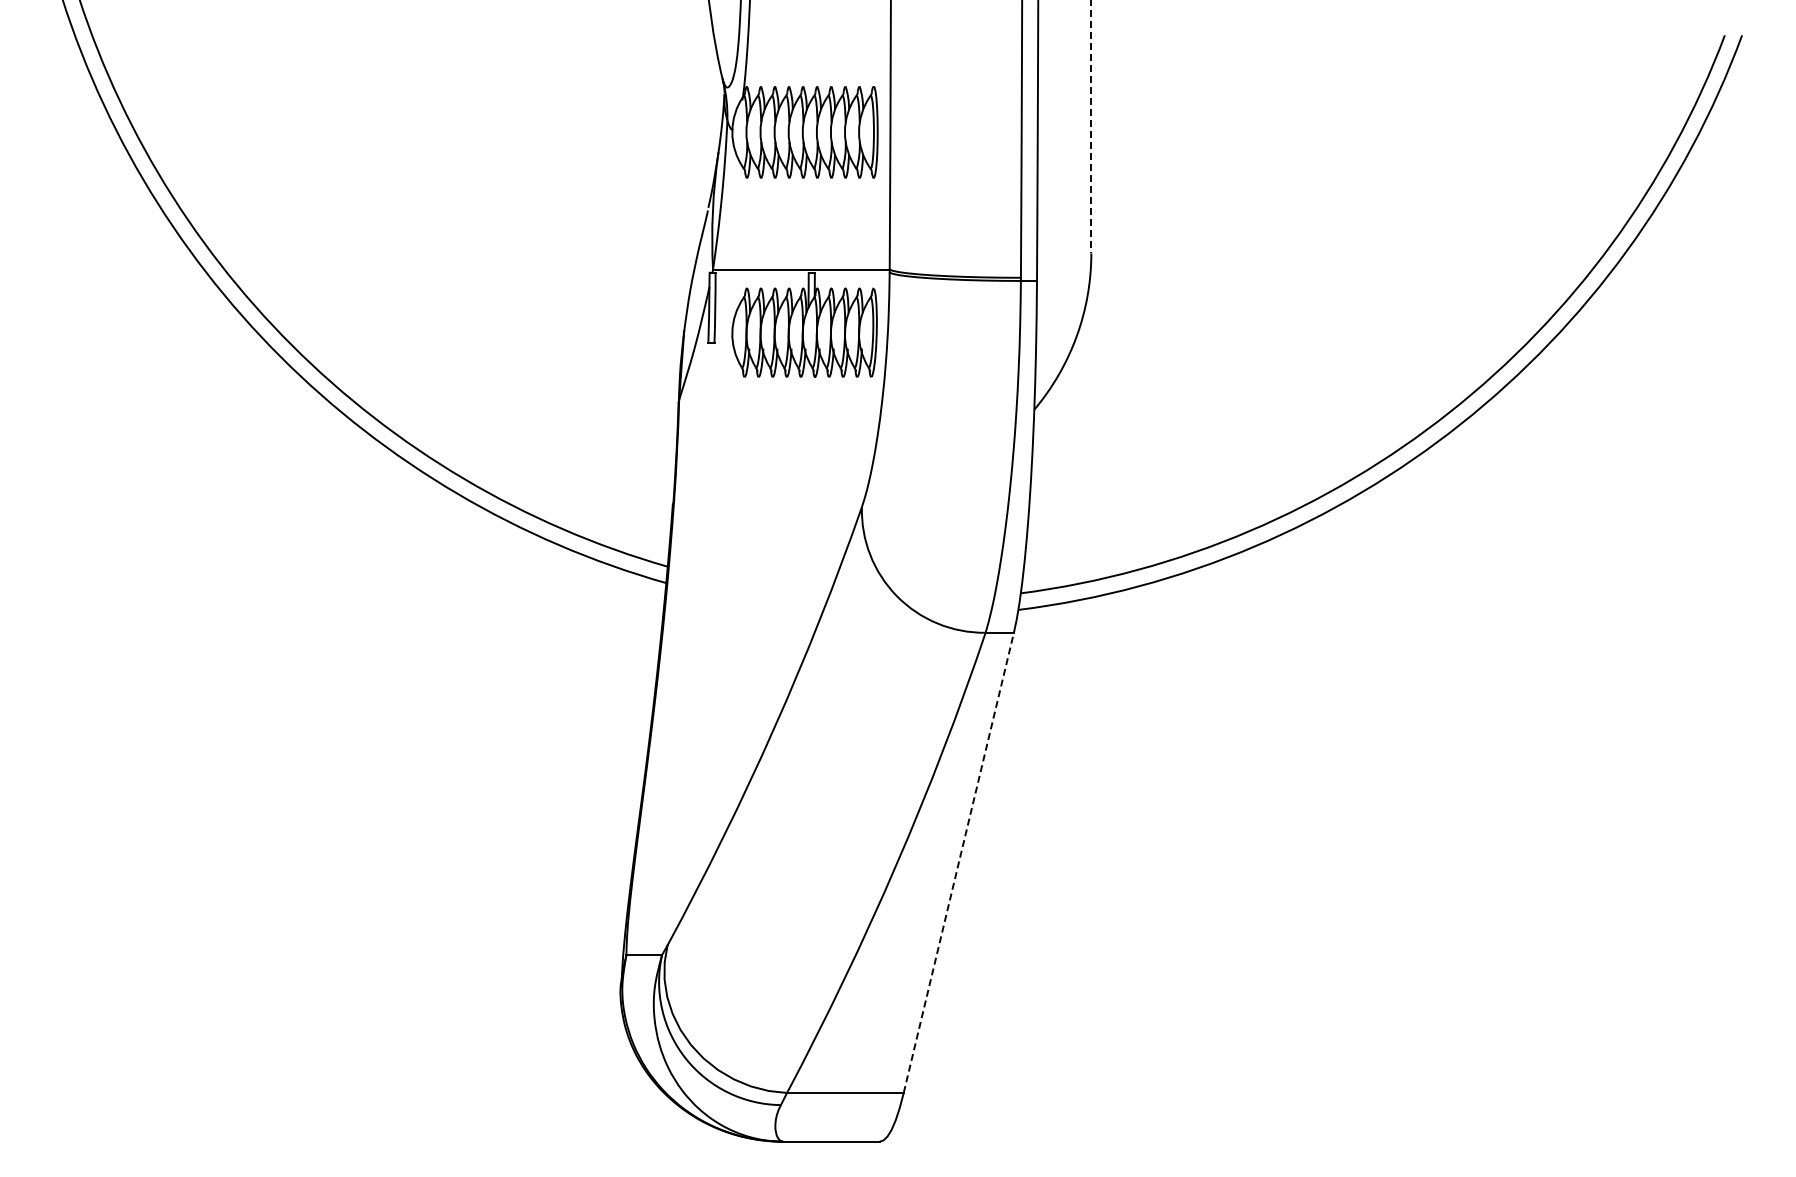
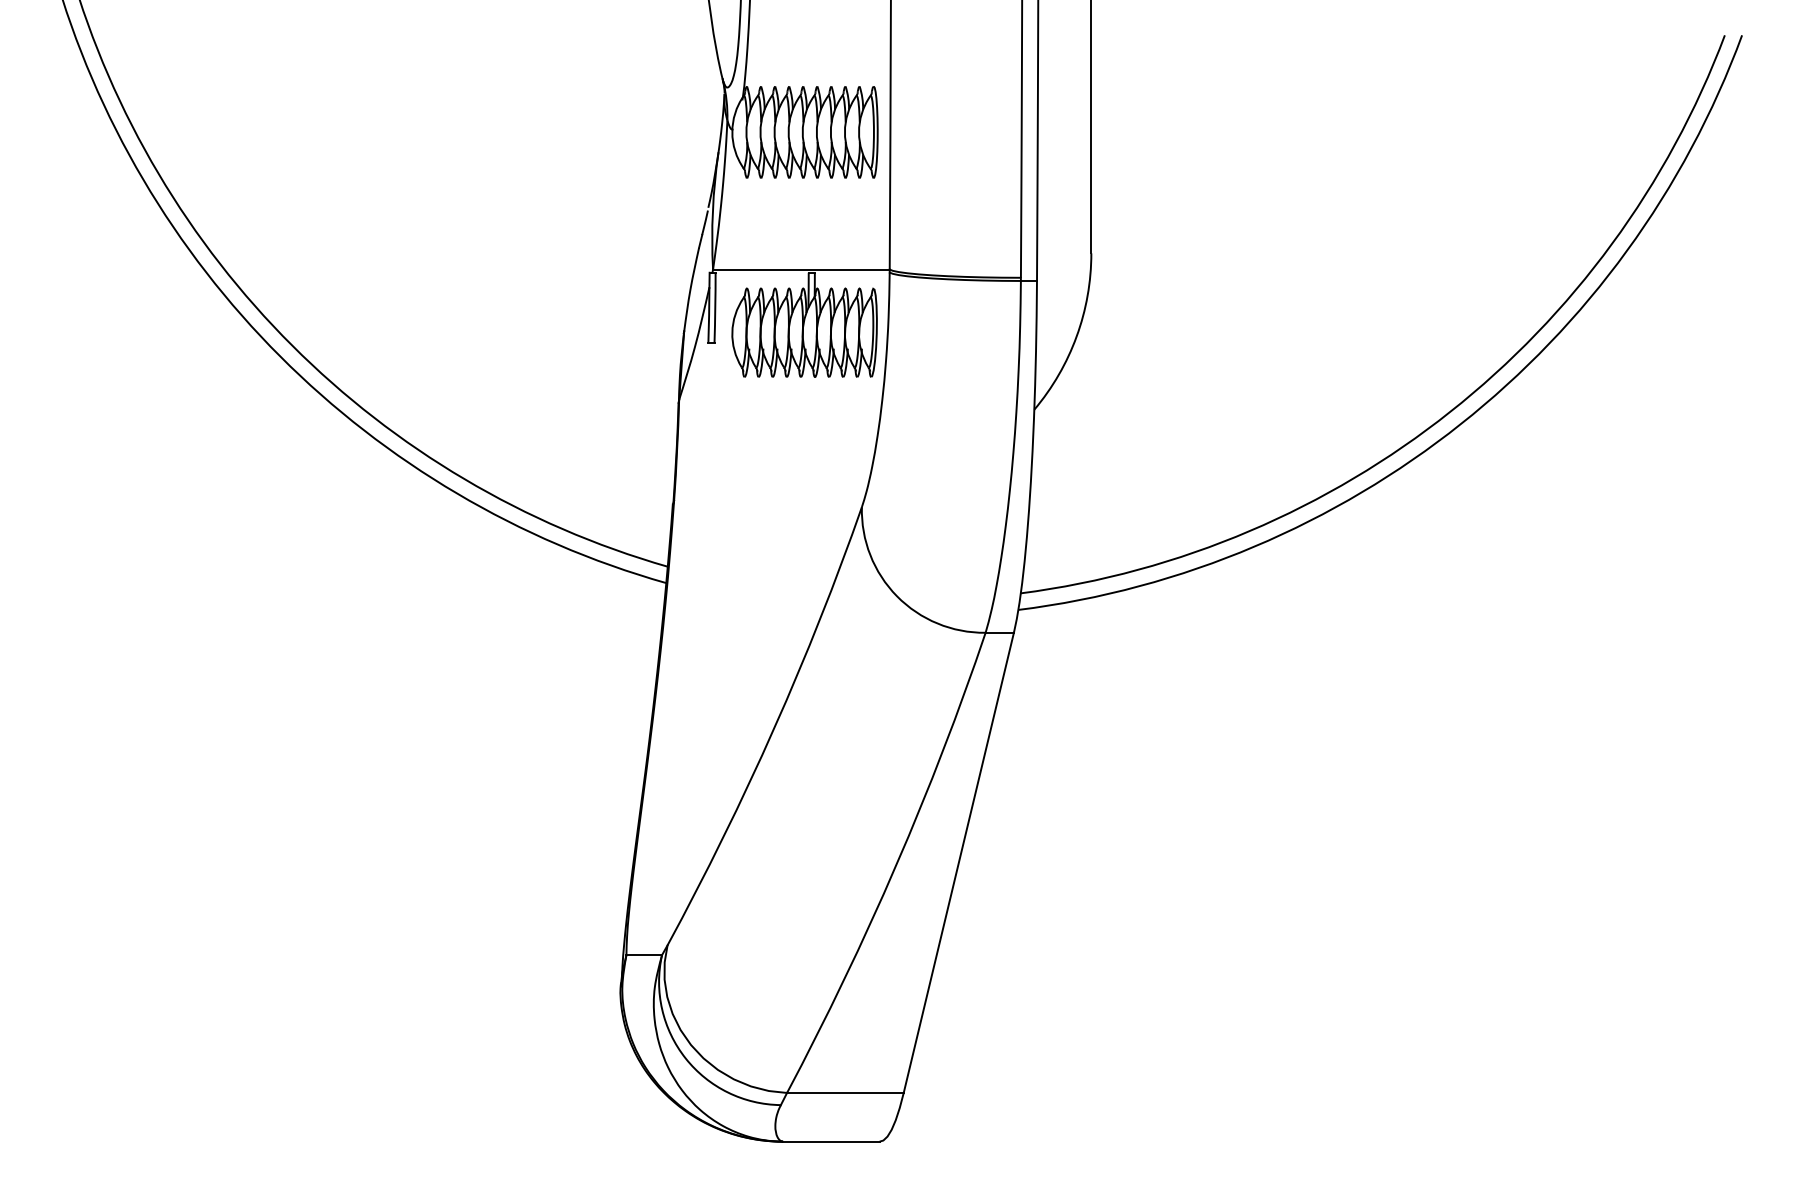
line: dashed -> solid (1091, 127)
line: dashed -> solid (958, 862)
